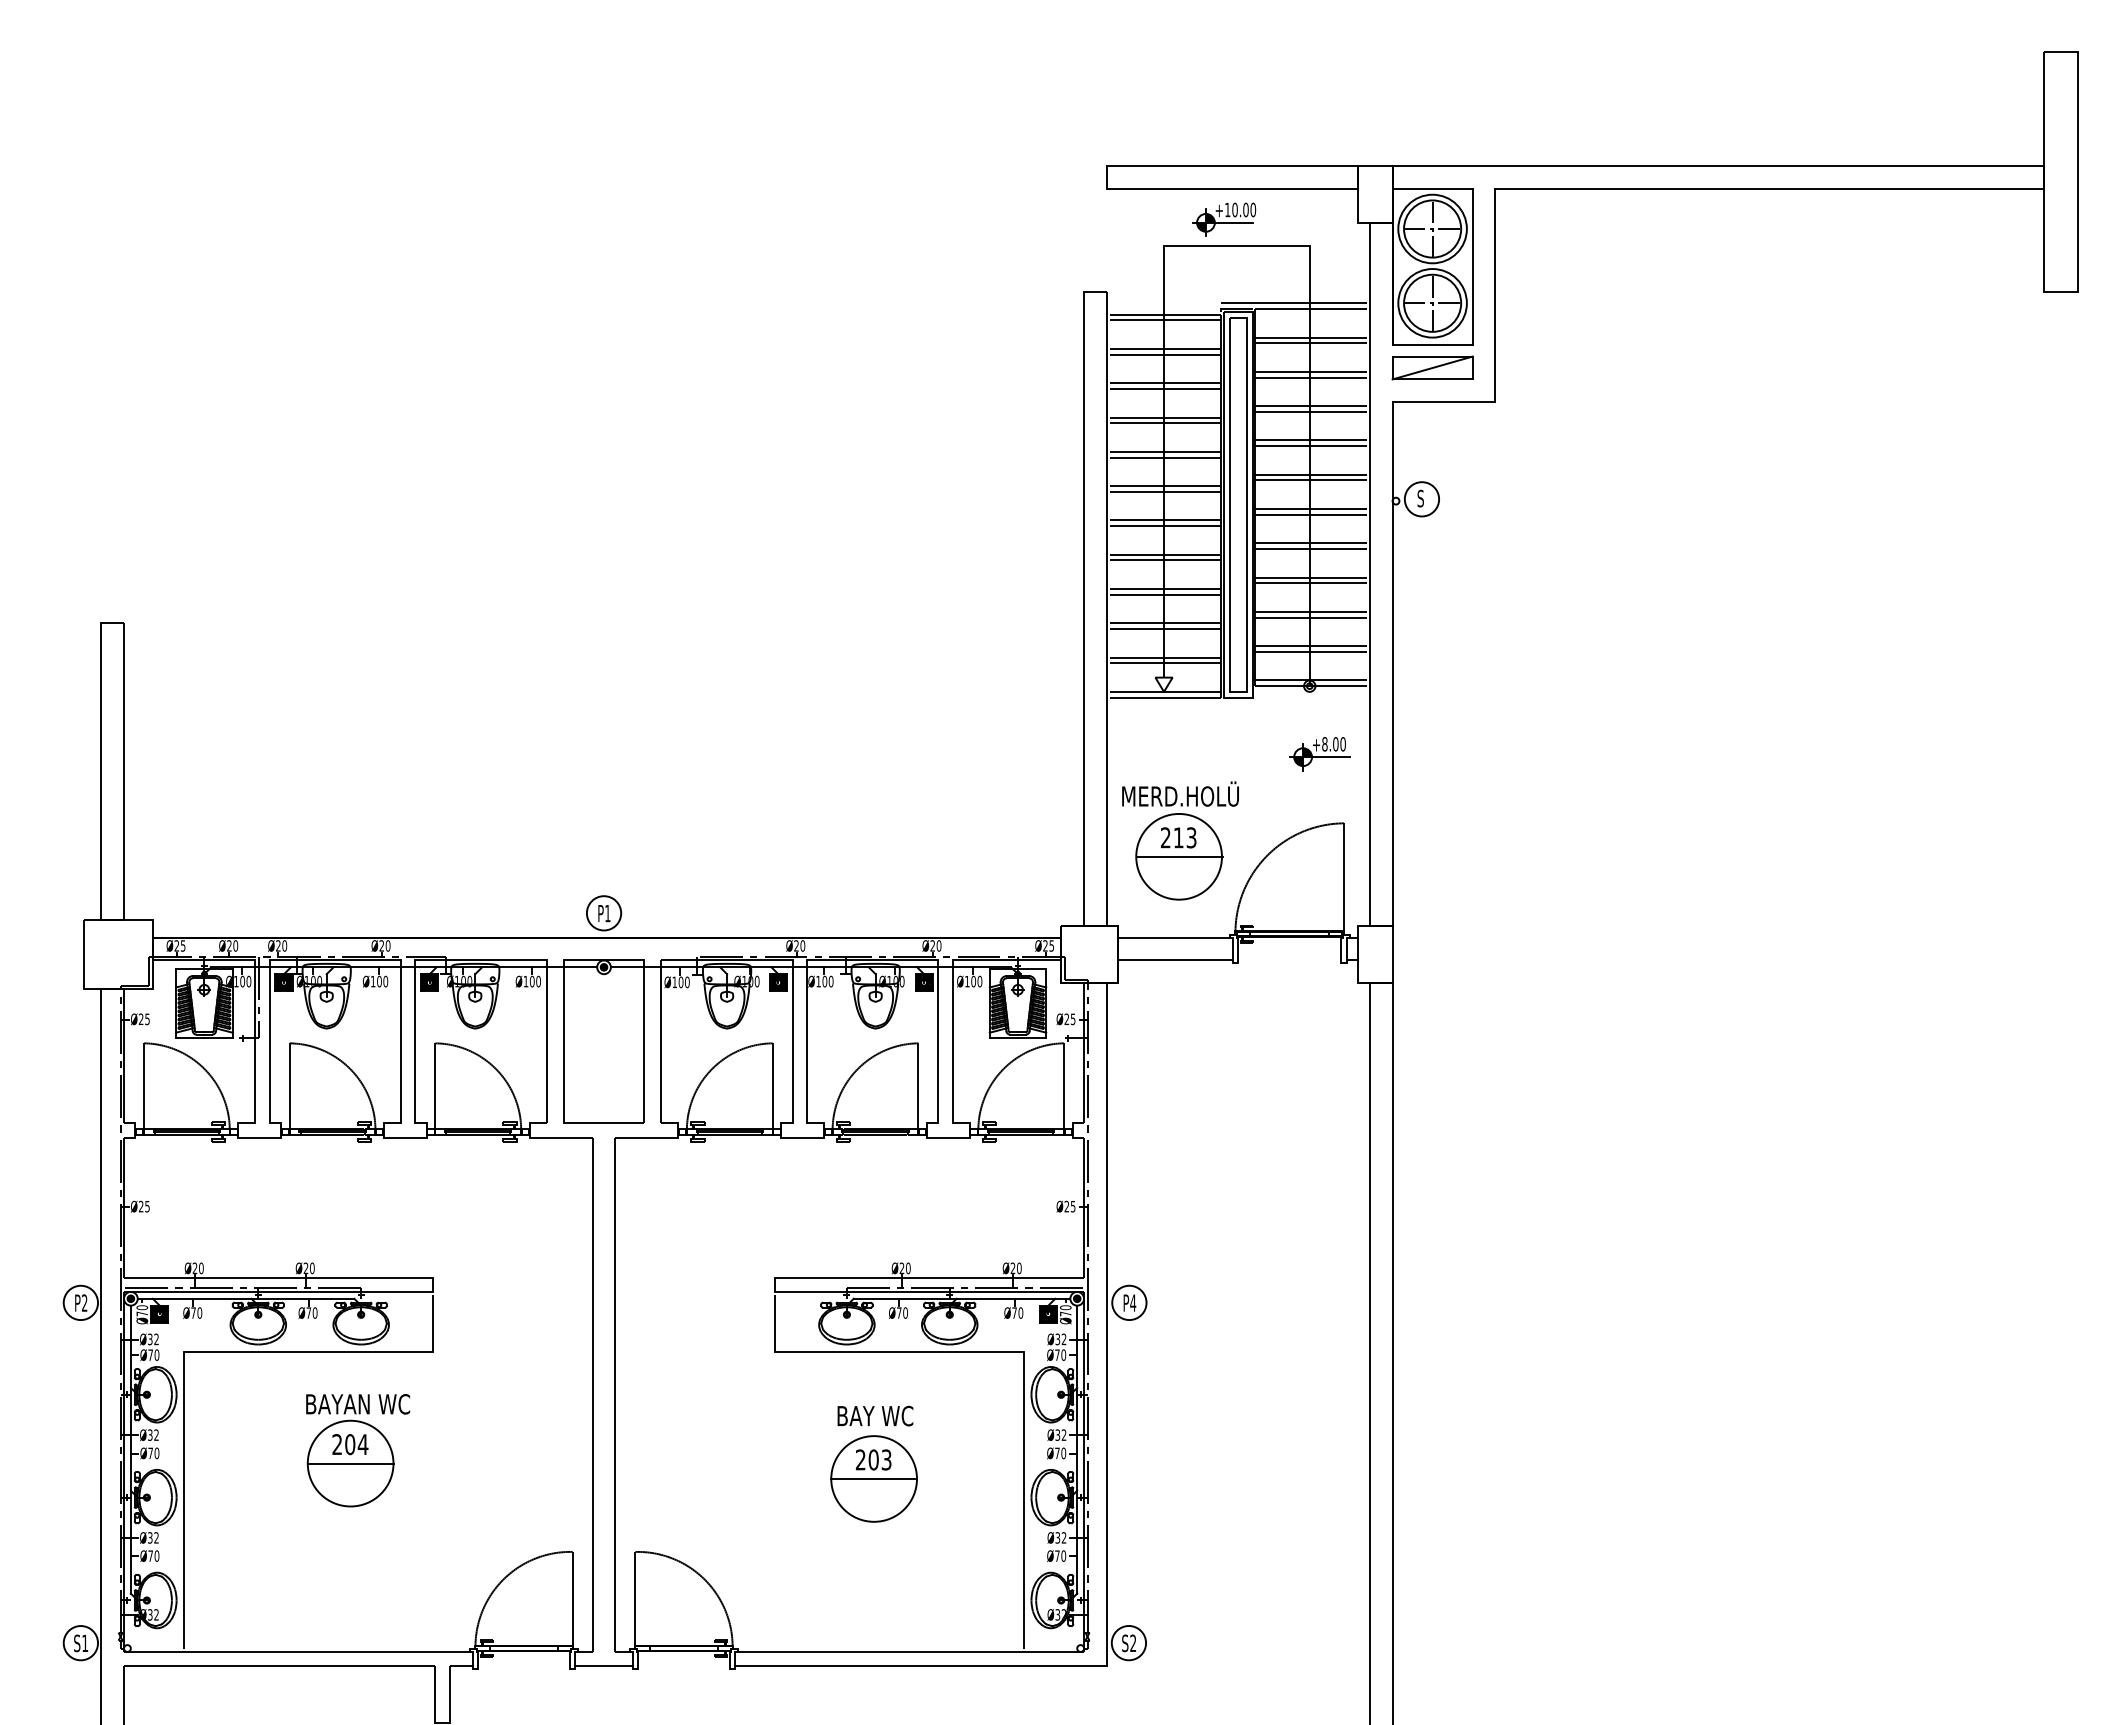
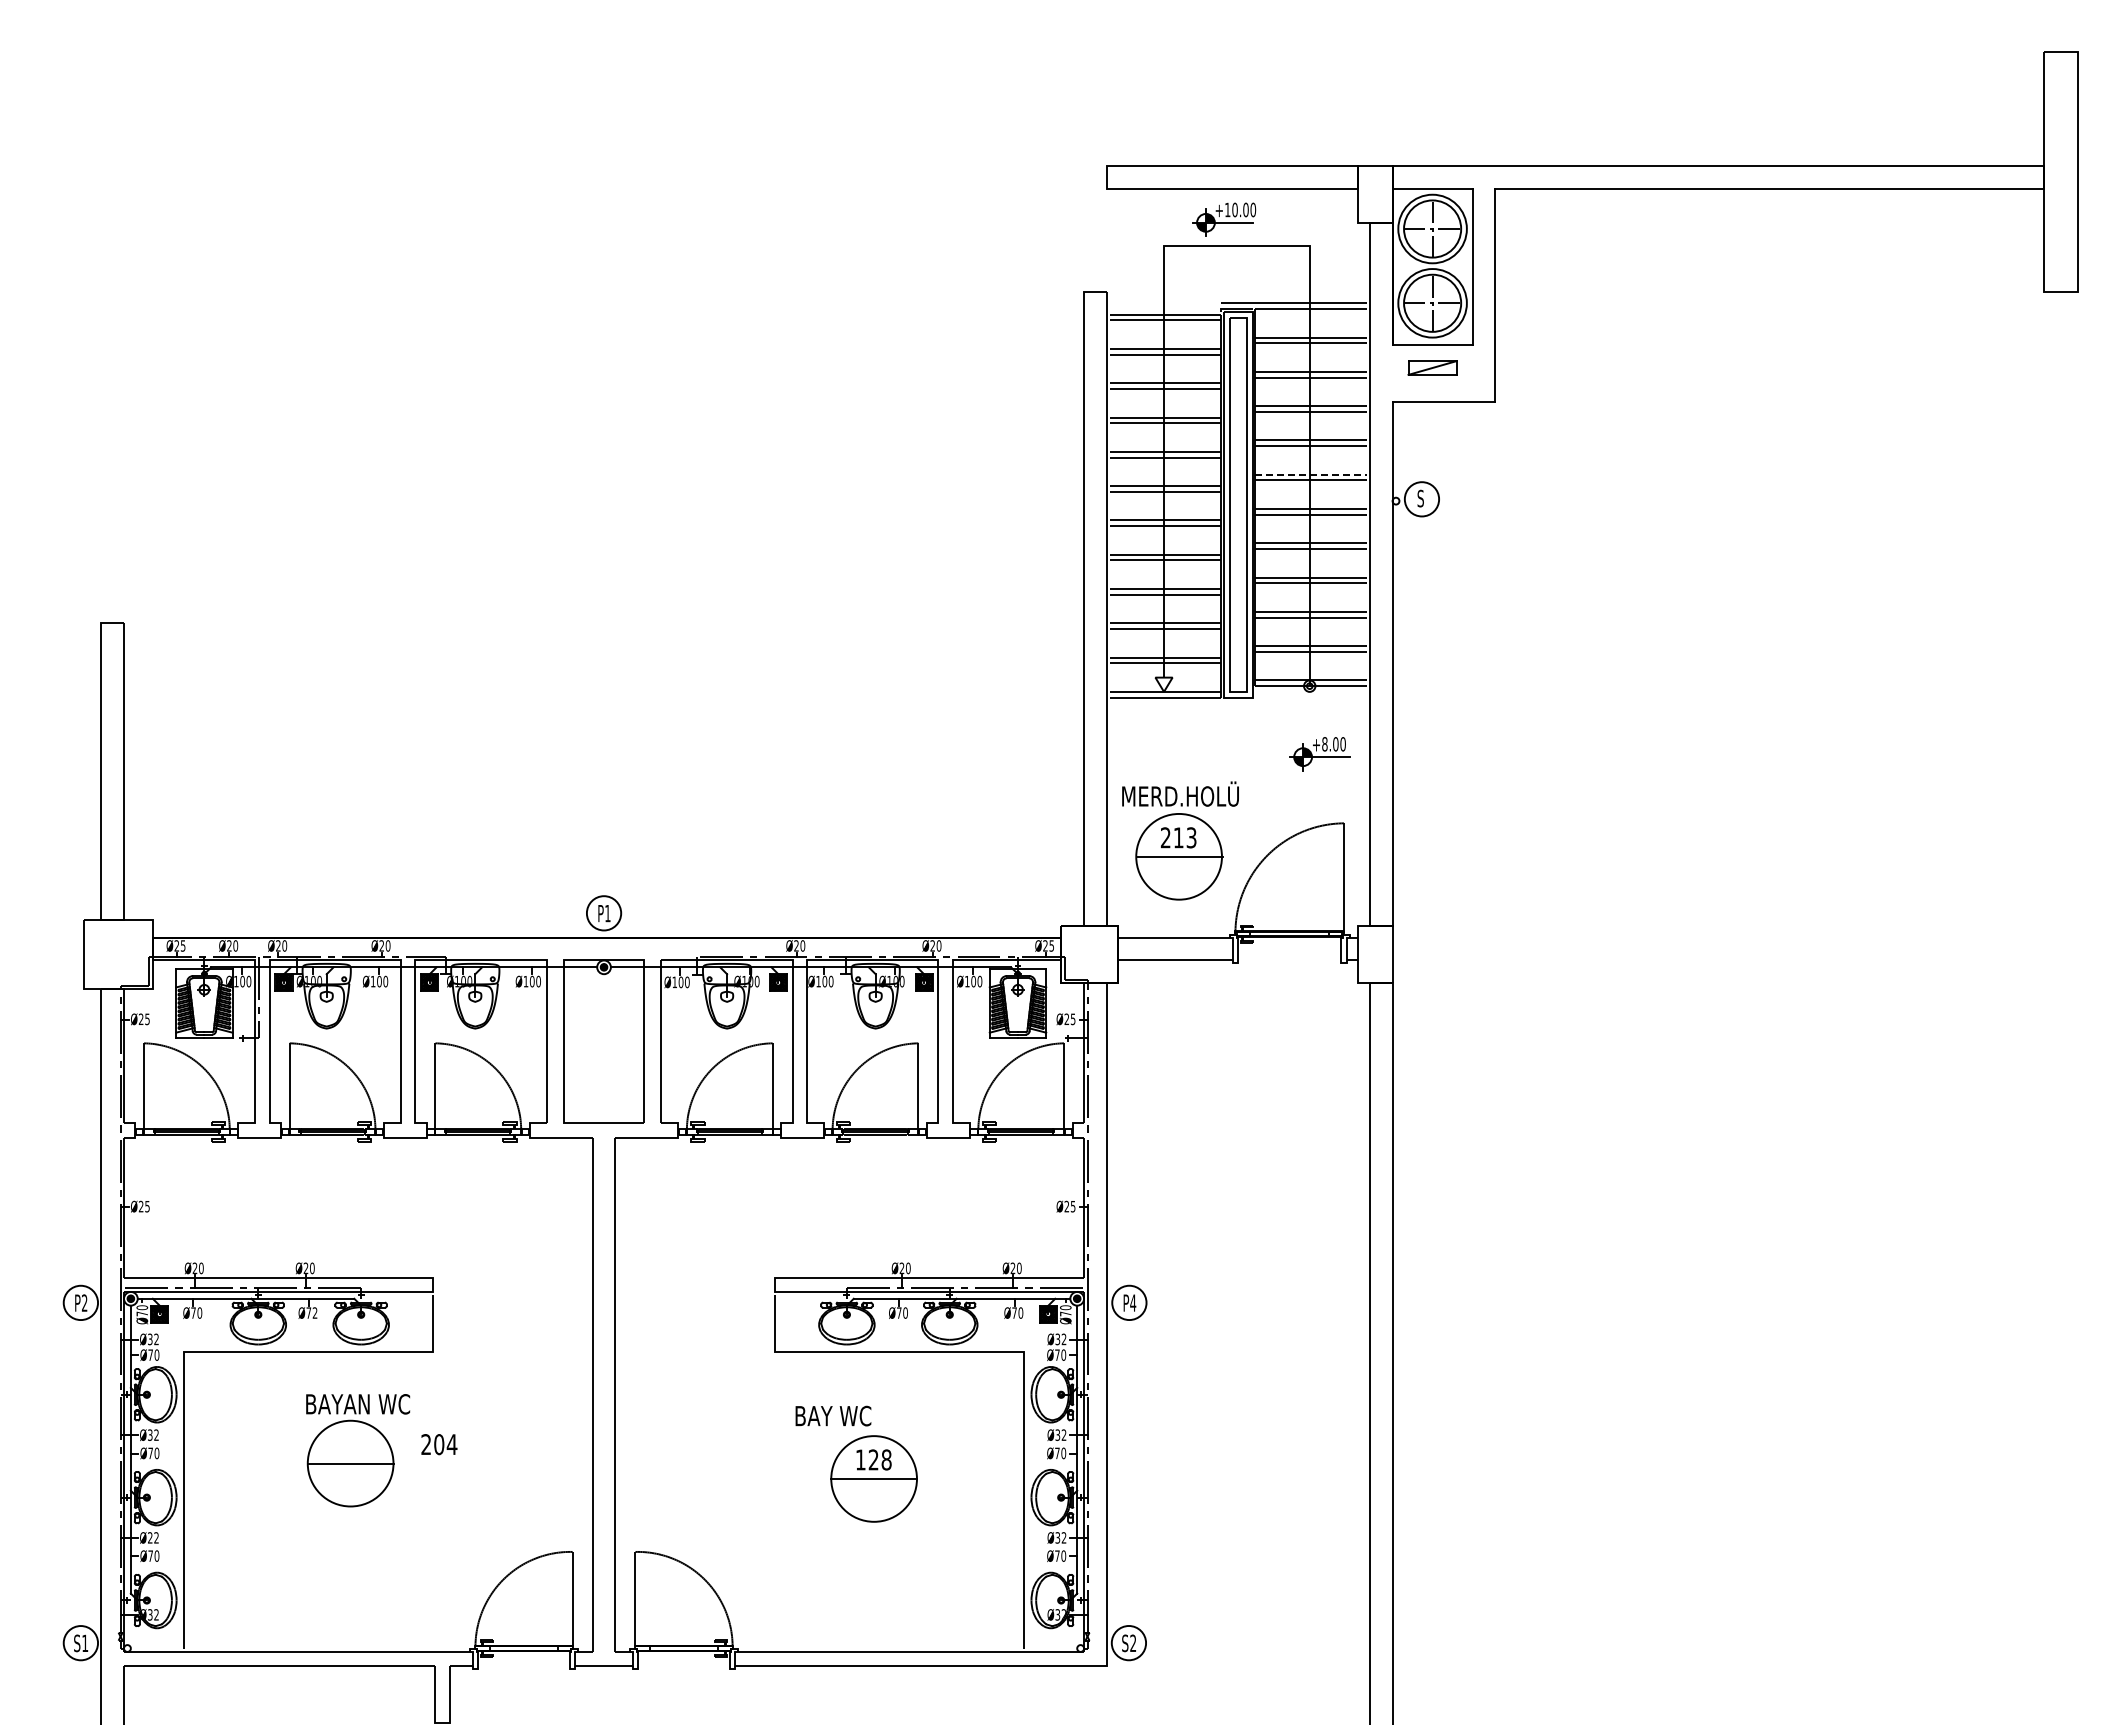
part size: 83x26 px -> 51x16 px (1432, 367)
line: solid -> dashed (1311, 474)
text: Ø70 -> Ø72 (314, 1312)
text position: (875, 1415) -> (833, 1415) (833, 1415)
text position: (350, 1444) -> (439, 1444) (439, 1444)
text: 203 -> 128 (873, 1459)
text: Ø32 -> Ø22 (150, 1537)
